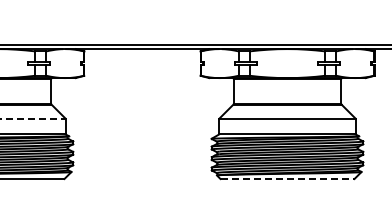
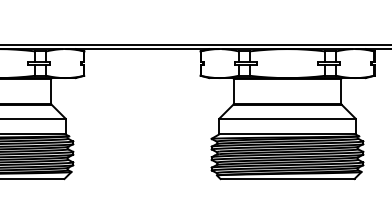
line: dashed -> solid (33, 118)
line: dashed -> solid (287, 179)
